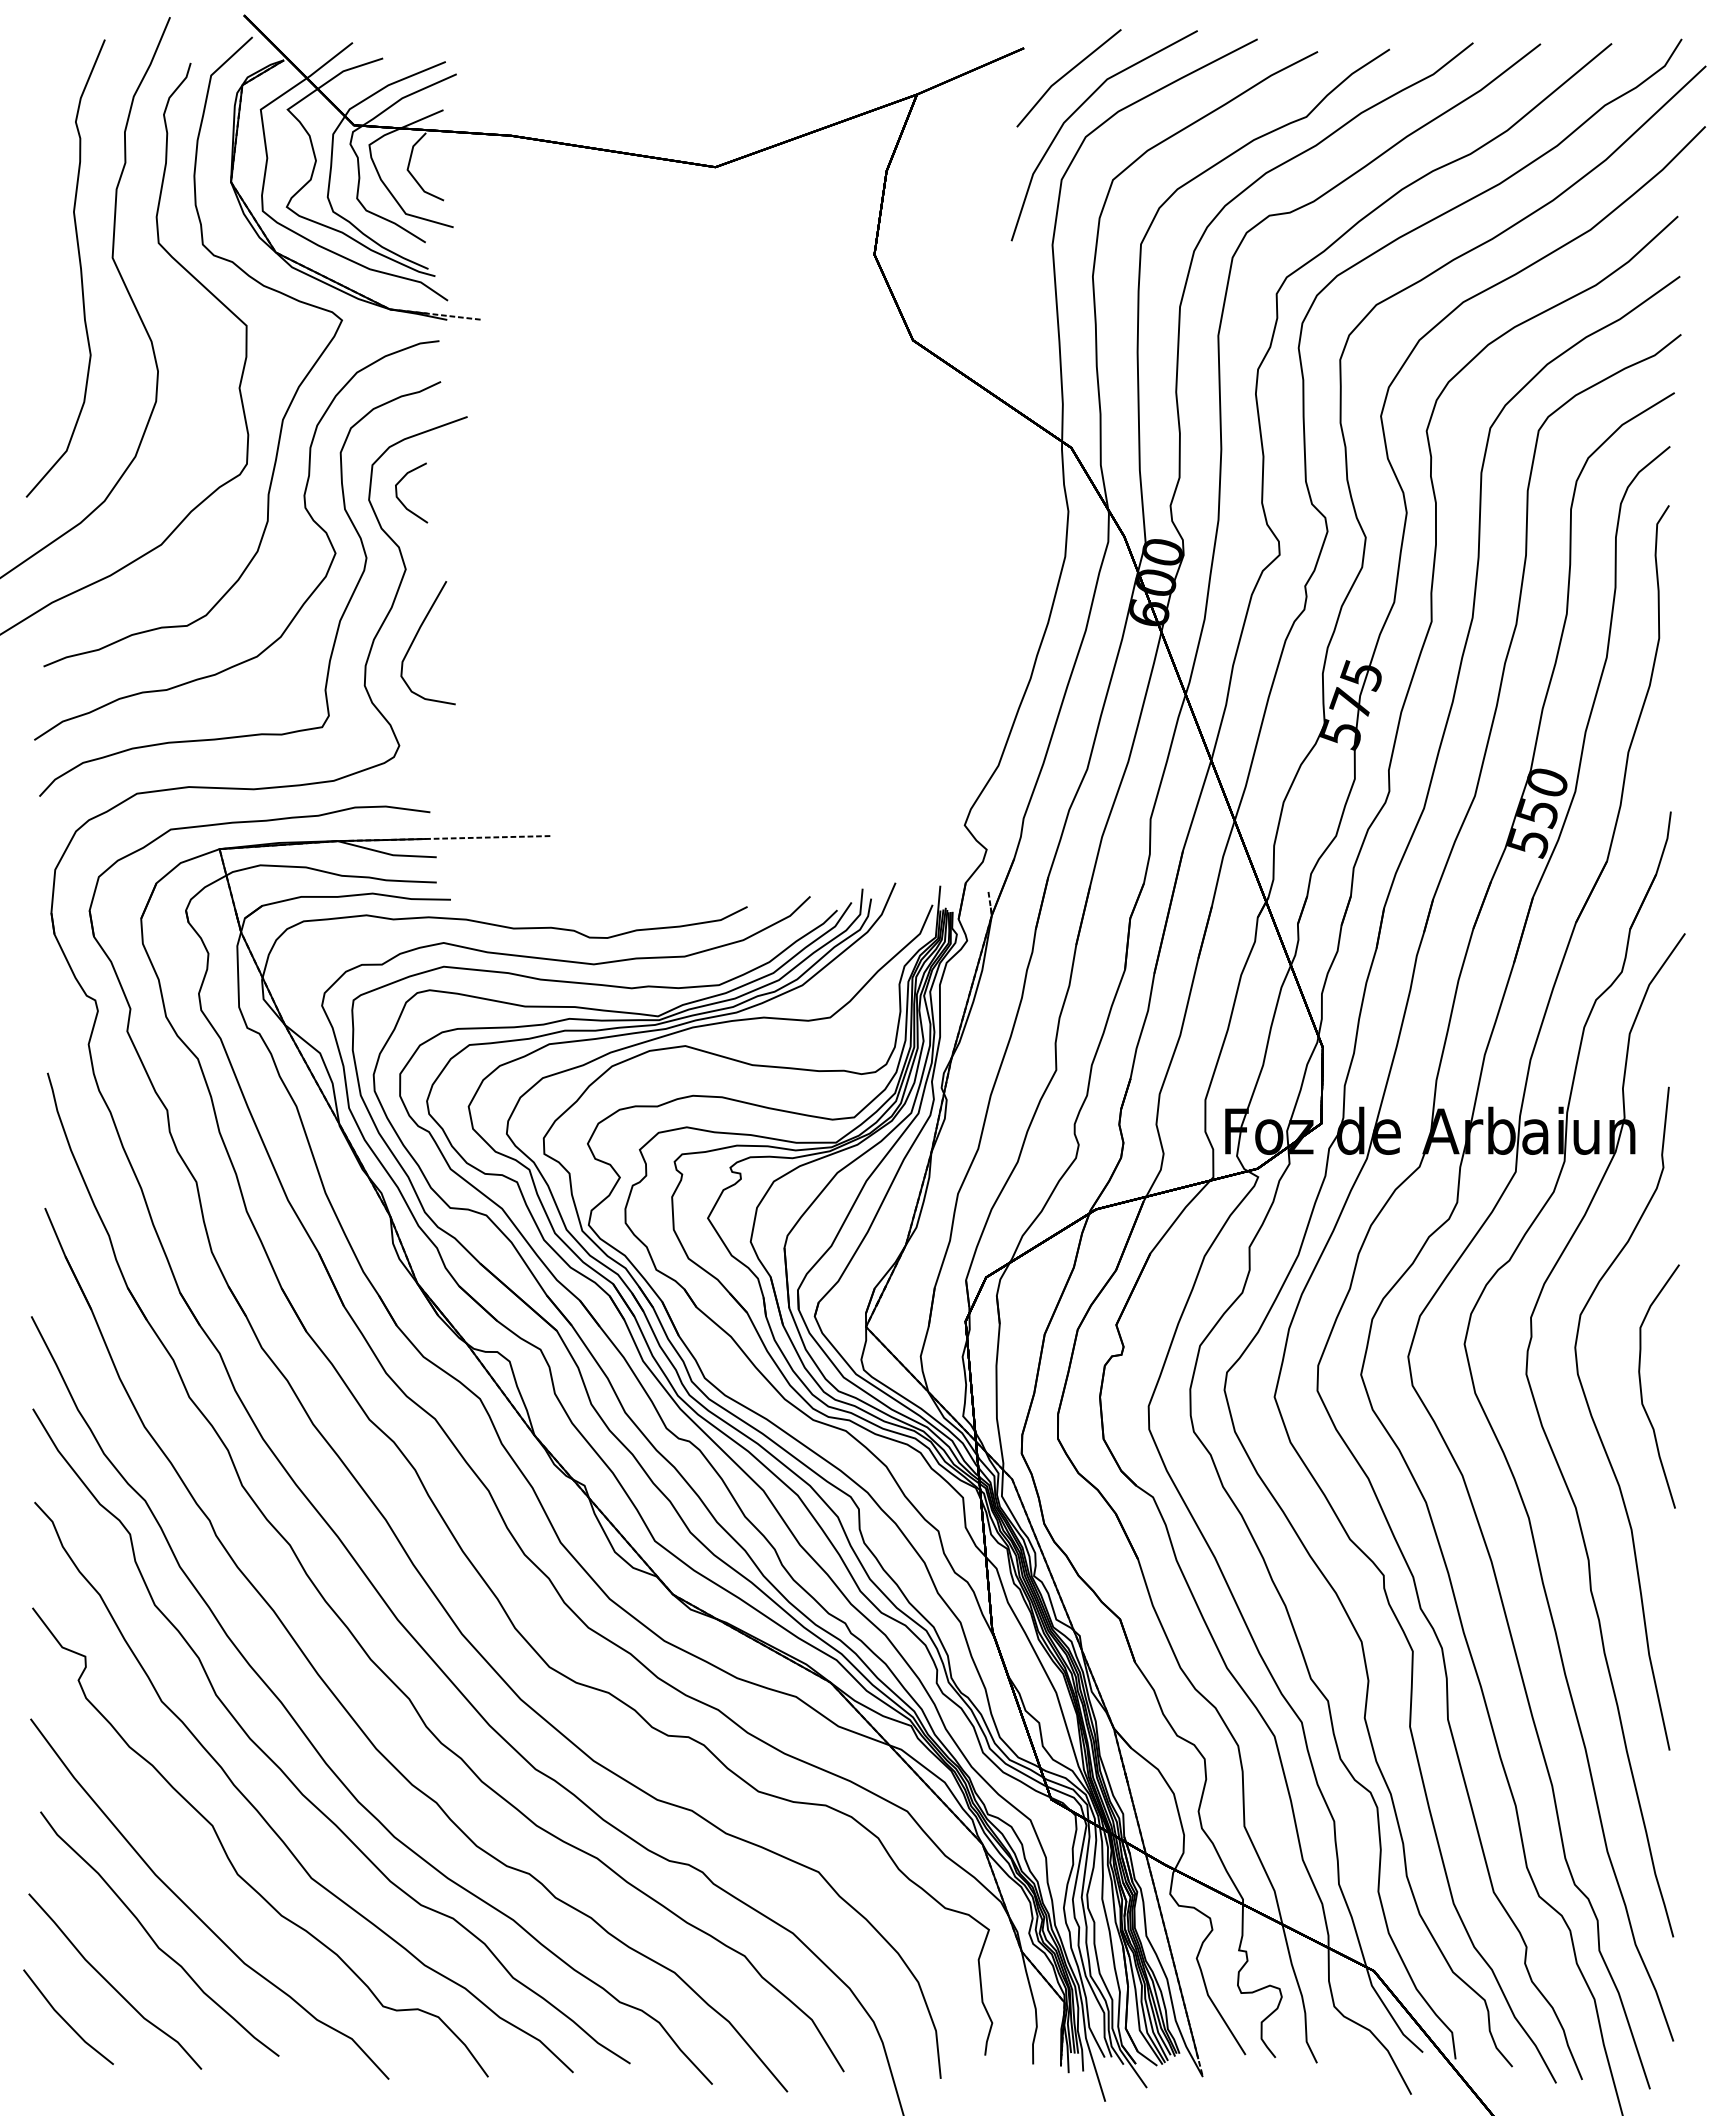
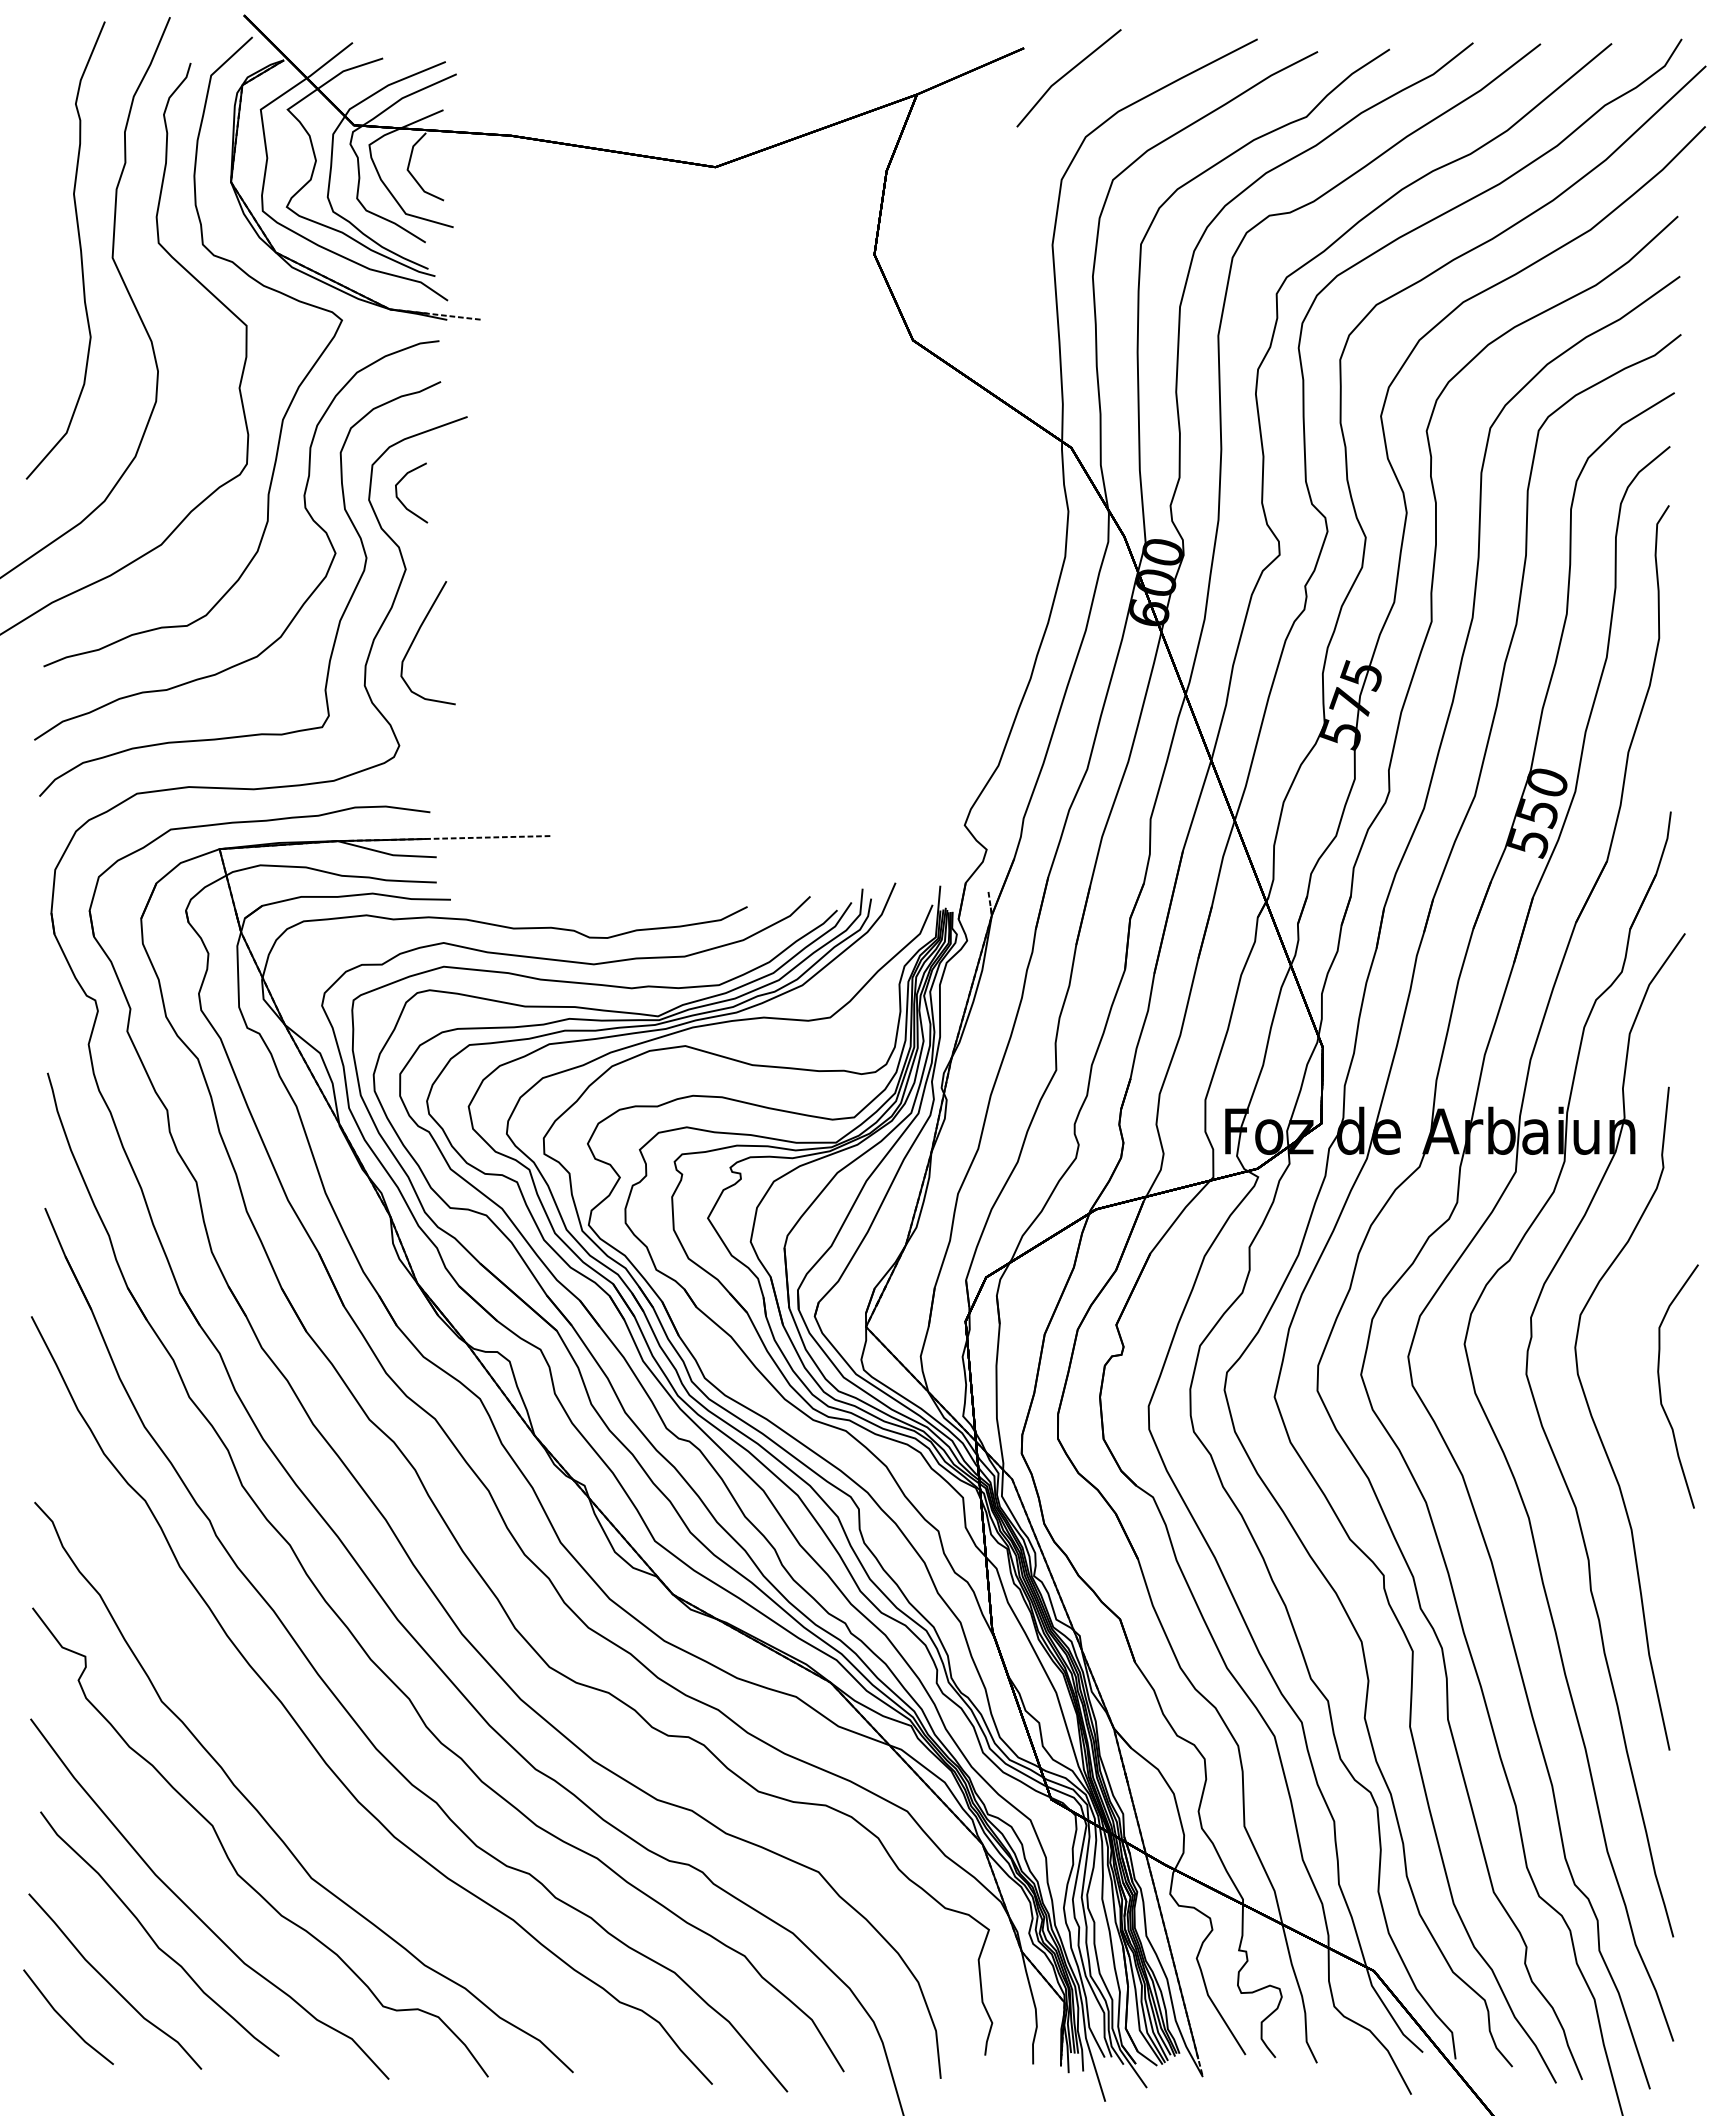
part: present -> none (1078, 109)
part position: (79, 266) -> (79, 248) (79, 248)
part position: (1641, 1386) -> (1660, 1386) (1660, 1386)
part: present -> none (288, 1776)
